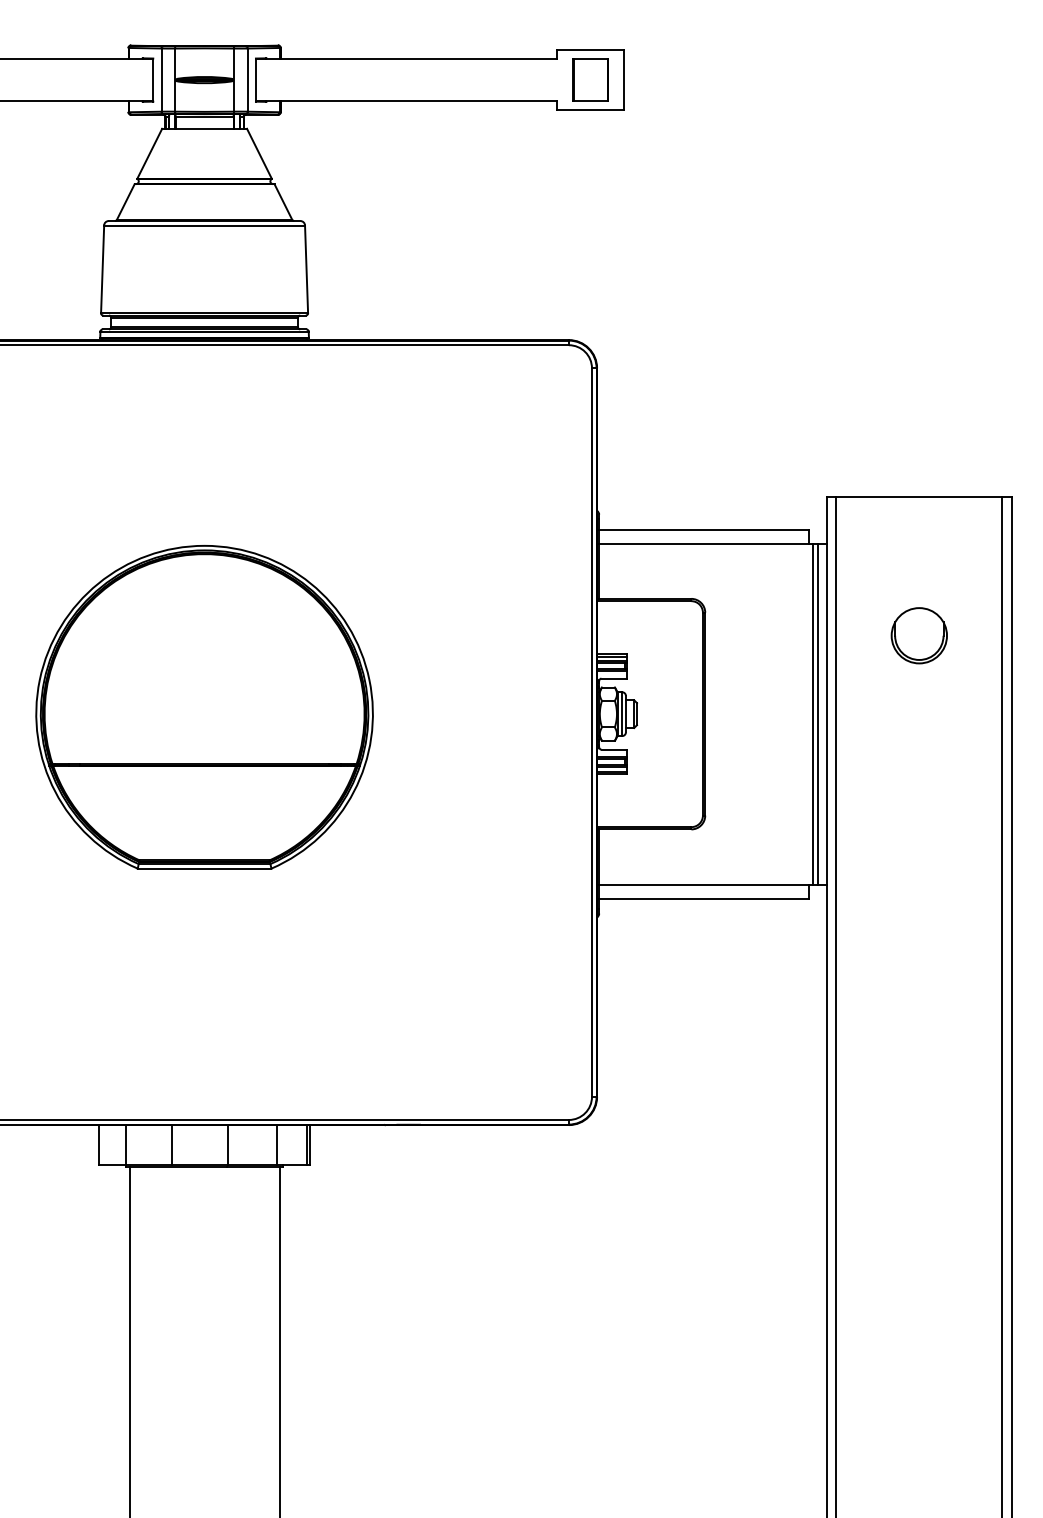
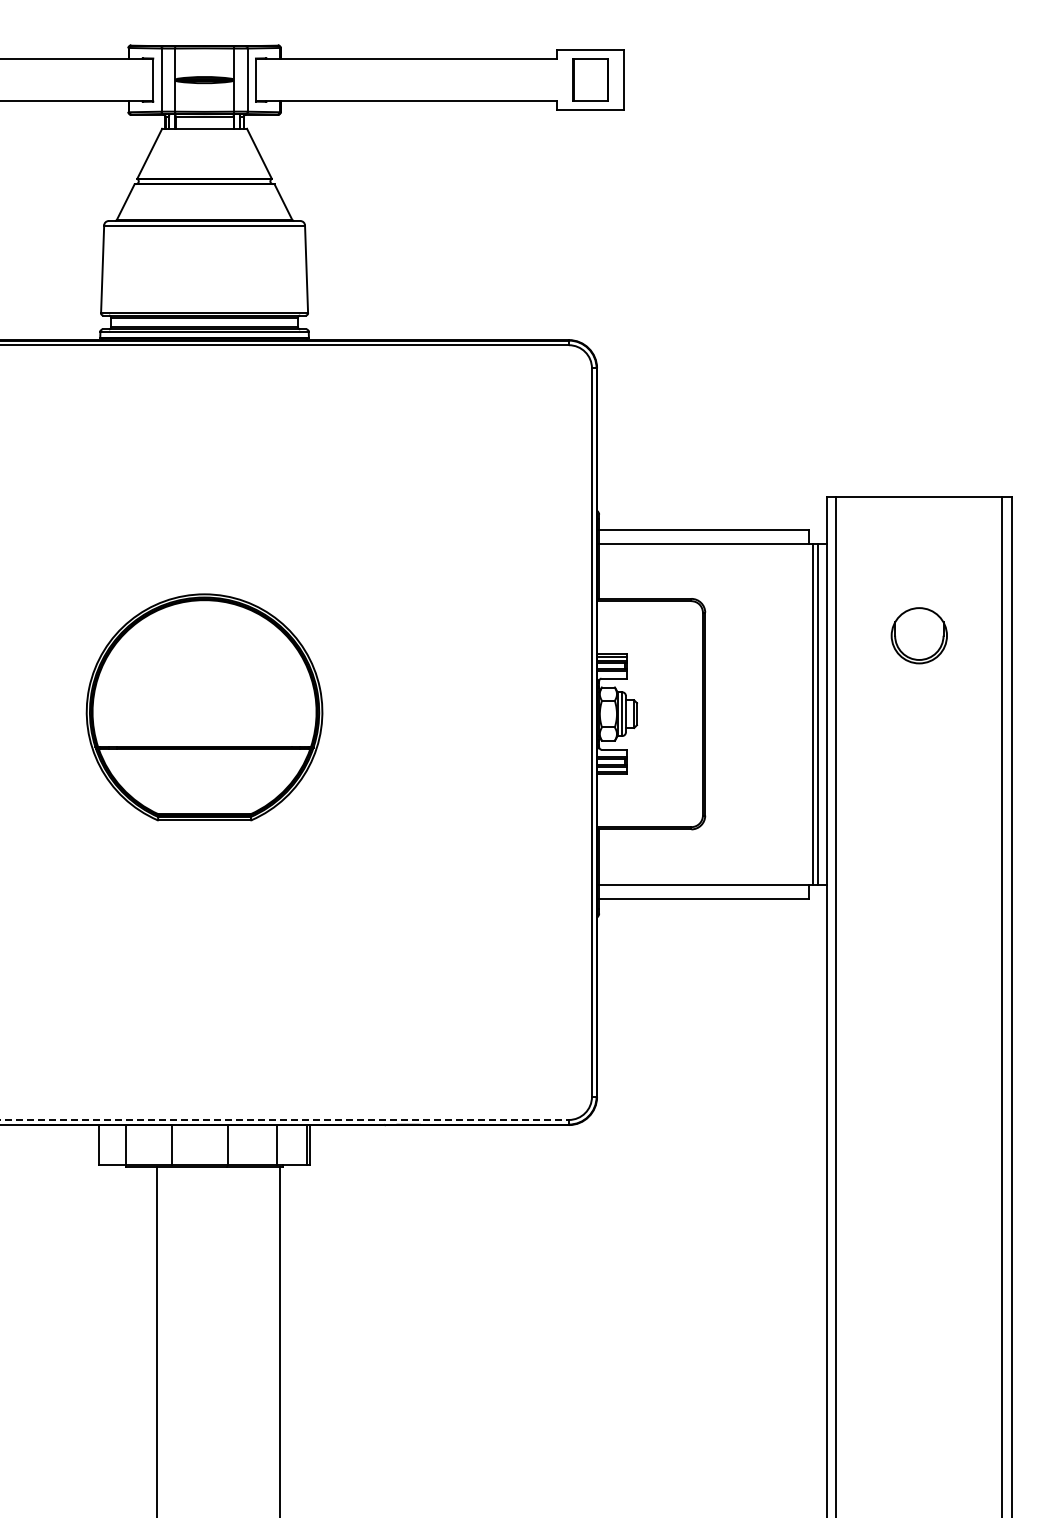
part size: 339x325 px -> 239x229 px (204, 707)
line: solid -> dashed (285, 1119)
line position: (129, 1340) -> (156, 1340) (156, 1340)
